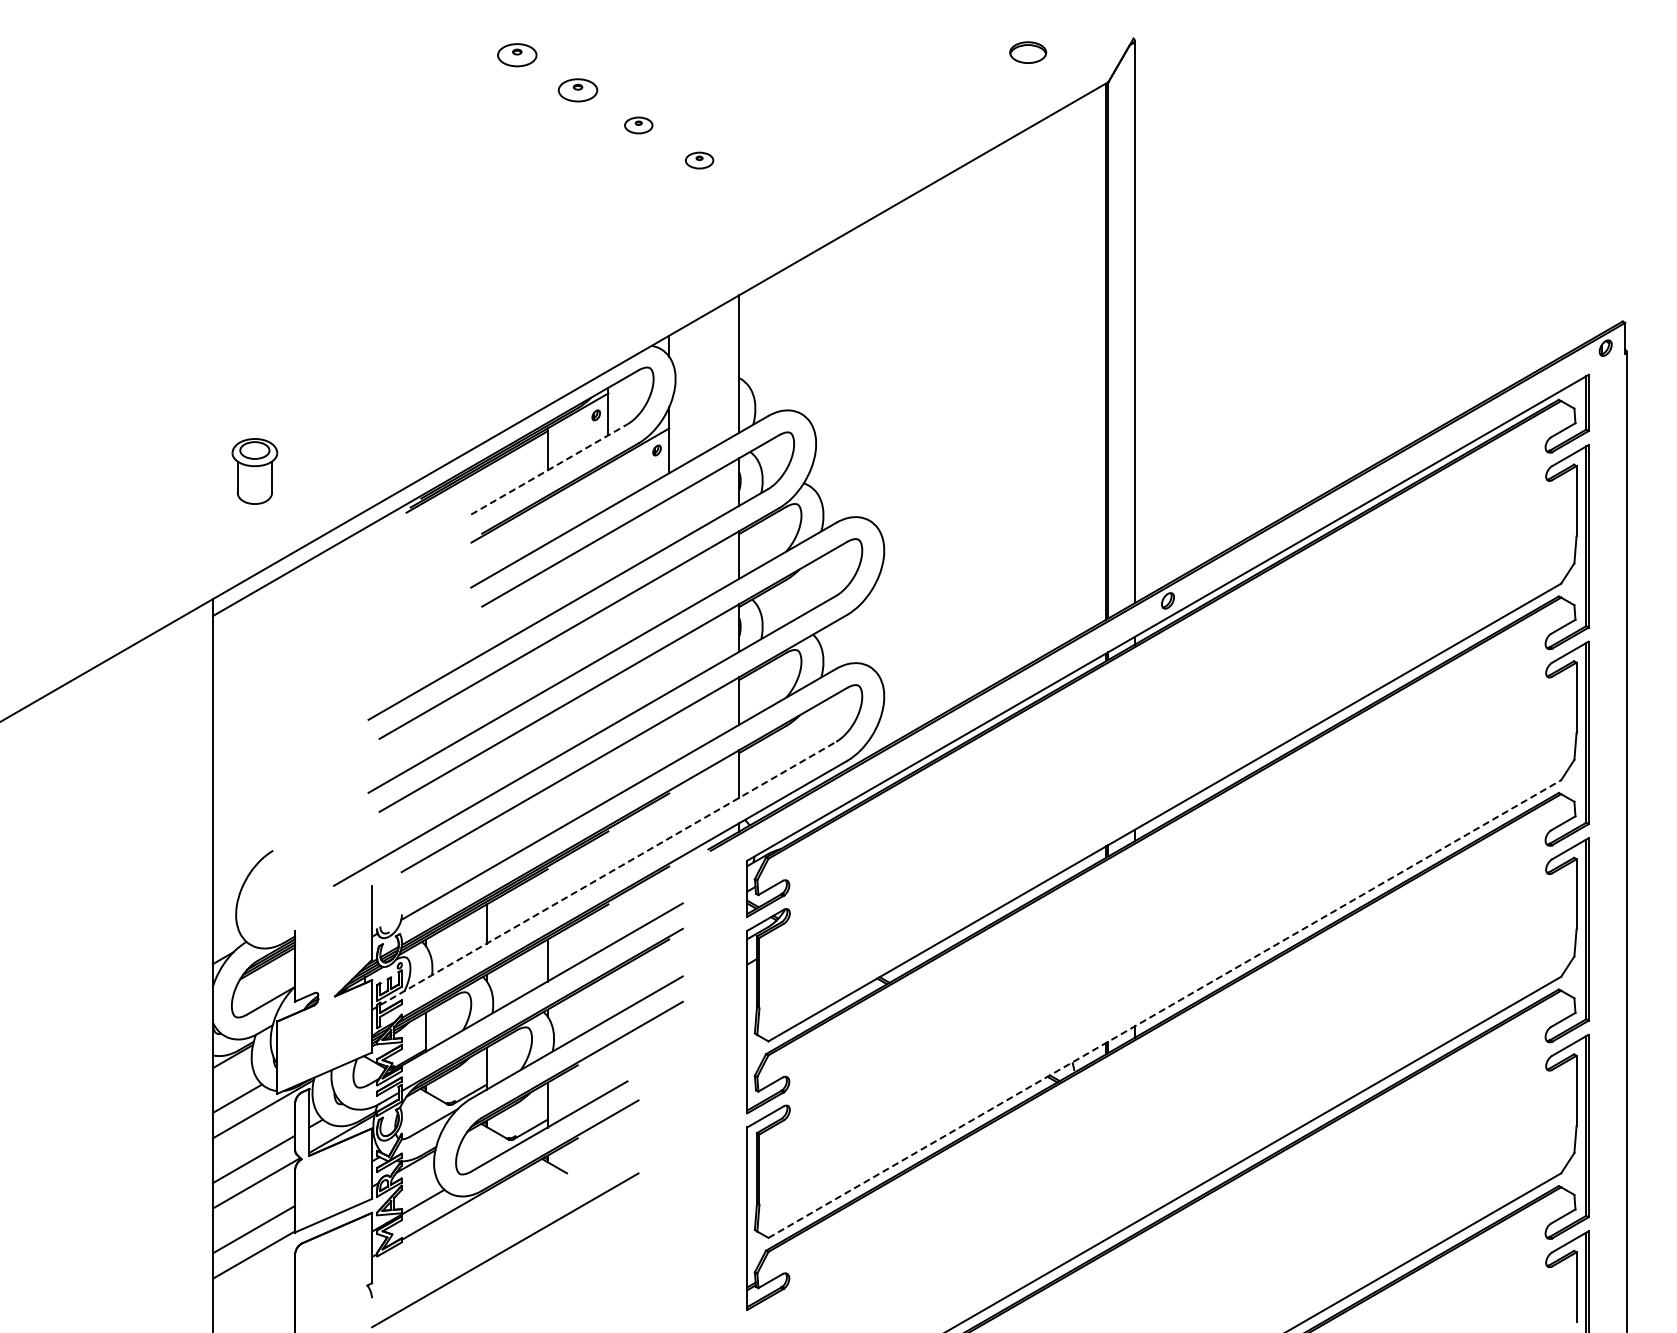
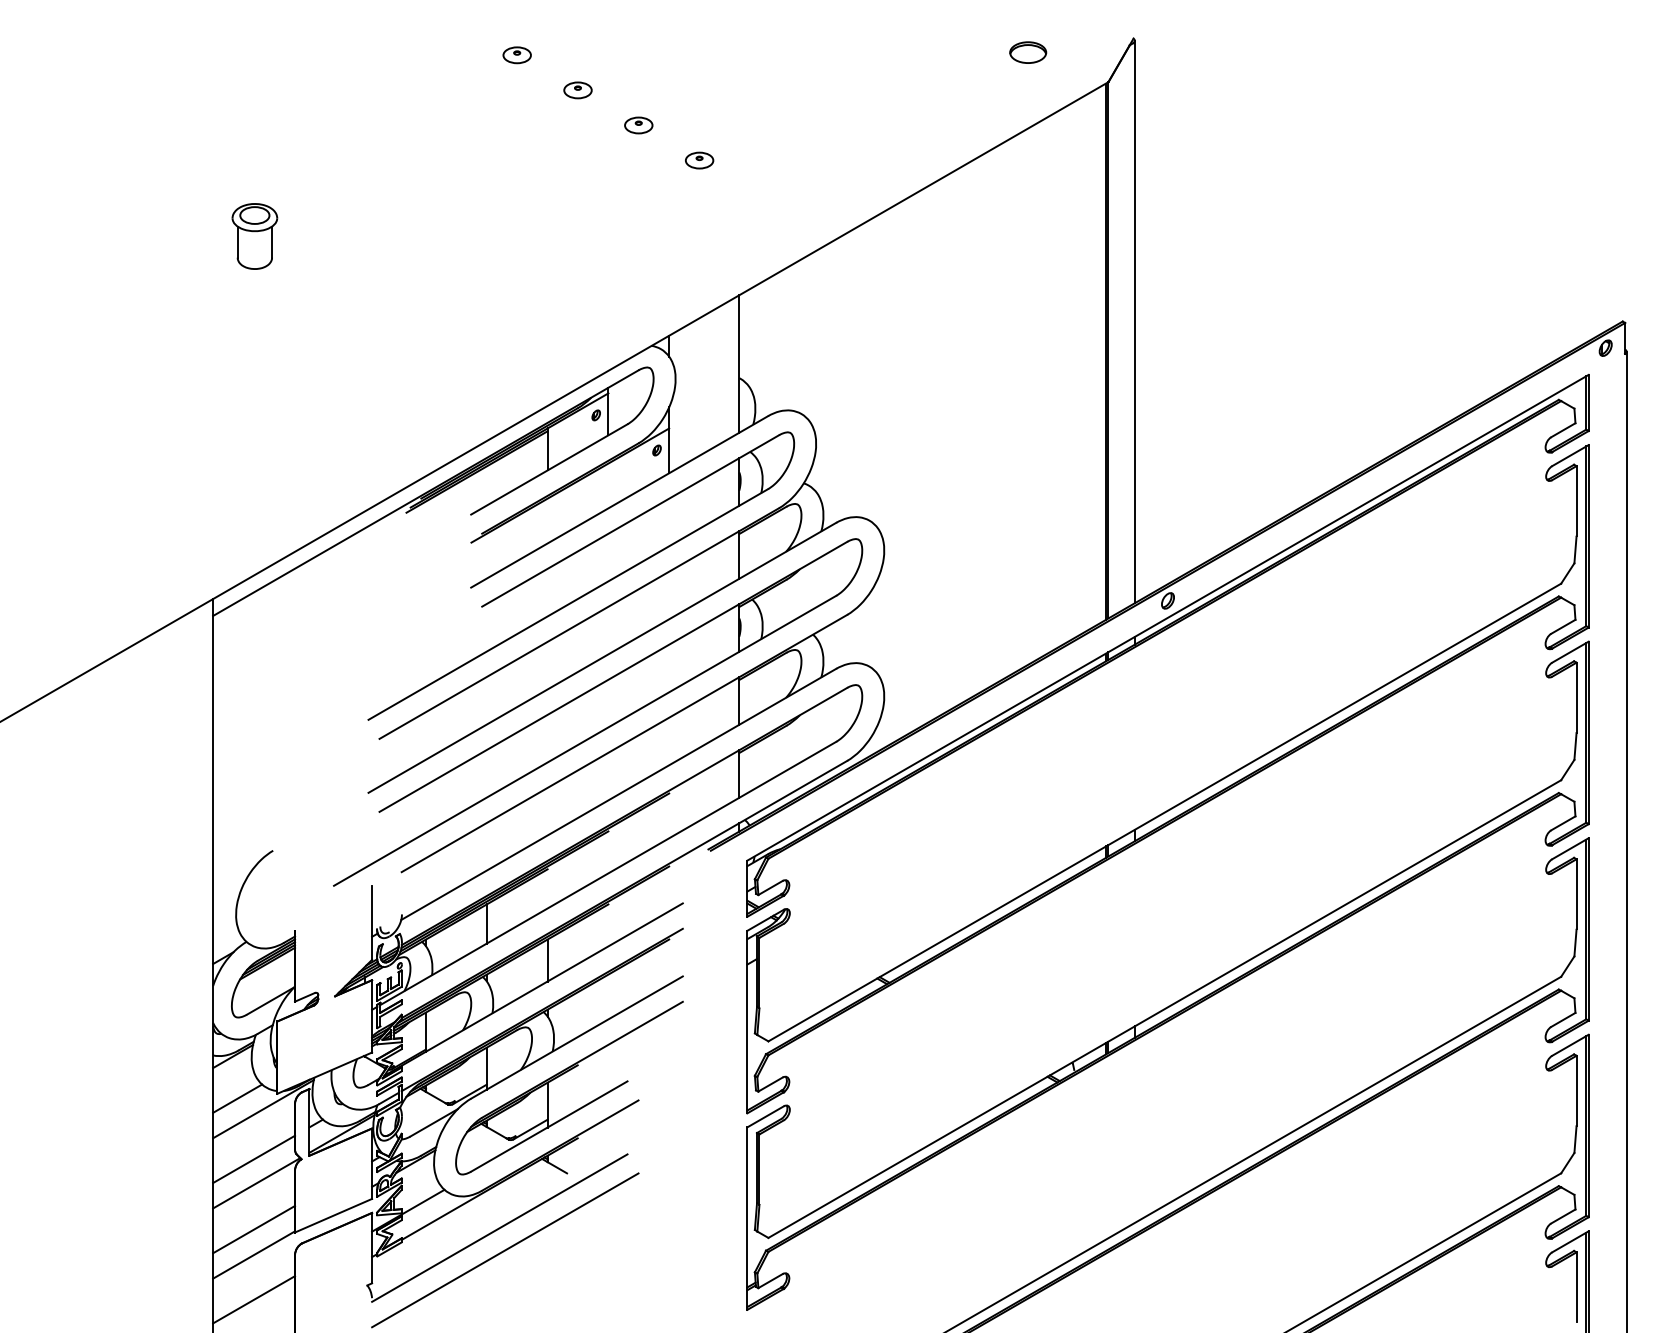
part size: 41x25 px -> 30x19 px (516, 55)
part size: 42x25 px -> 30x19 px (577, 90)
line: dashed -> solid (549, 469)
part position: (254, 471) -> (254, 236) (254, 236)
line: dashed -> solid (608, 873)
line: dashed -> solid (1164, 1009)
line: none -> present (499, 1227)
line: none -> present (254, 1299)
